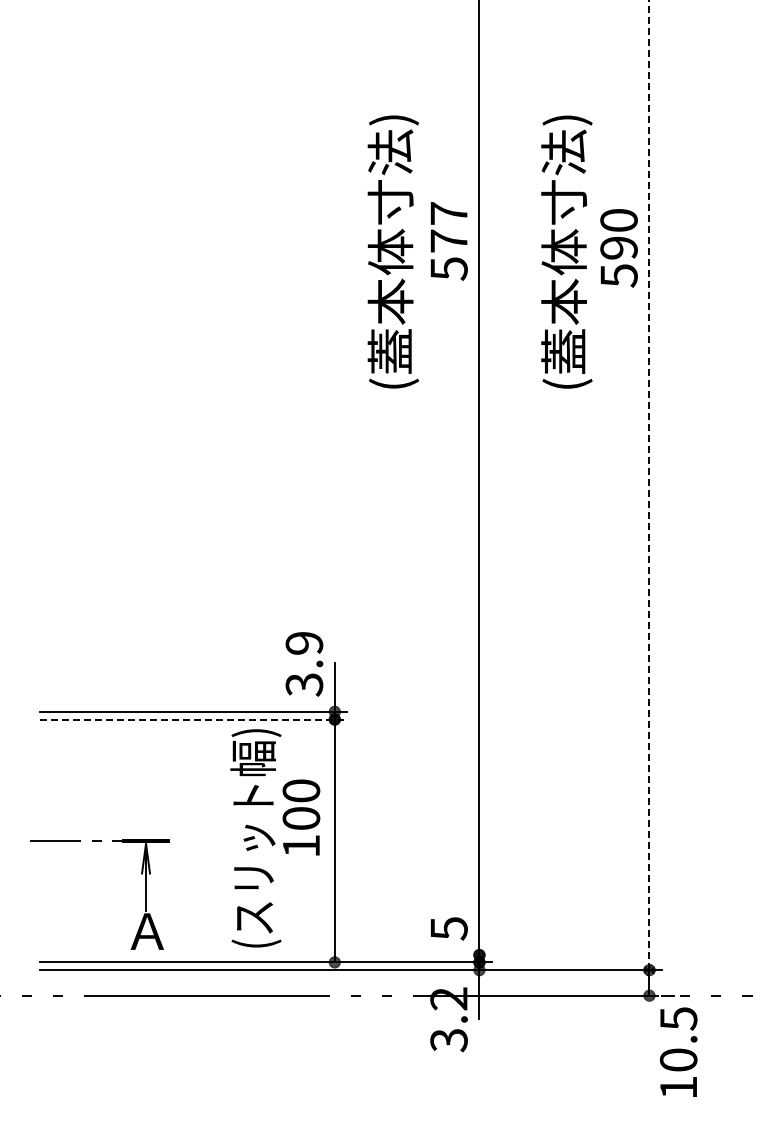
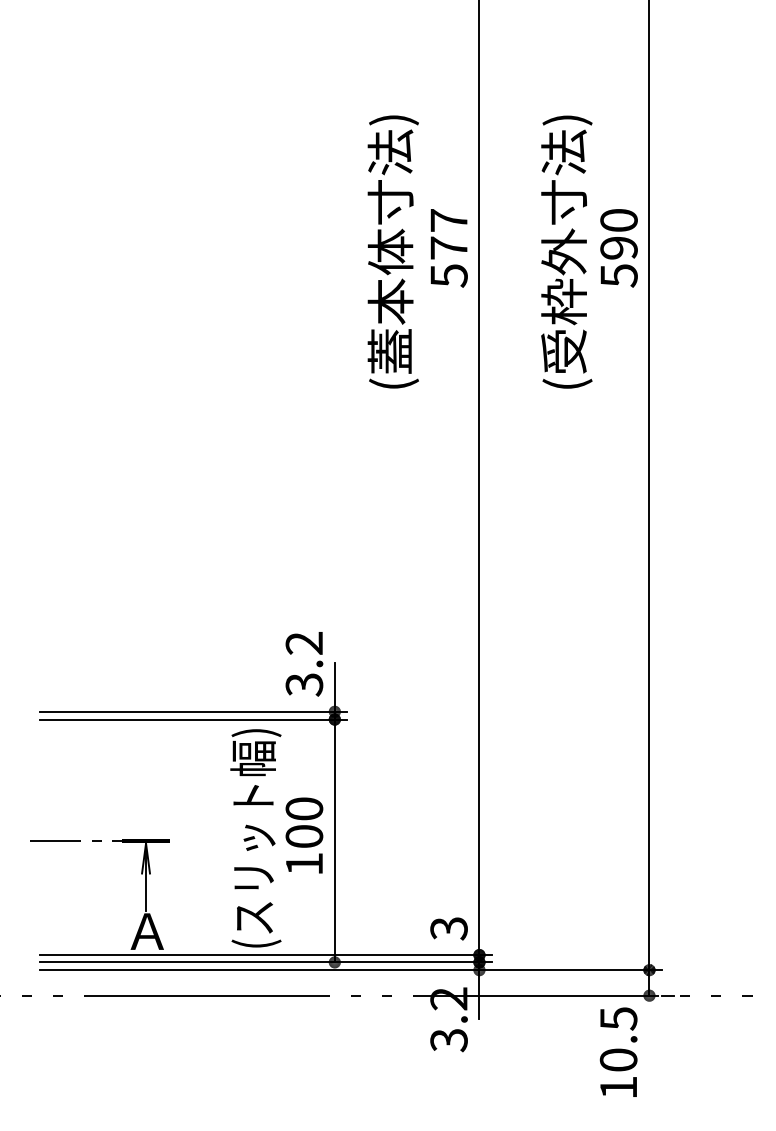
text position: (448, 241) -> (448, 248) (448, 248)
text: (蓋本体寸法) -> (受枠外寸法) (563, 300)
line: dashed -> solid (649, 485)
text: 3.9 -> 3.2 (304, 643)
line: dashed -> solid (194, 719)
text position: (301, 817) -> (304, 835) (304, 835)
text: 5 -> 3 (448, 928)
line: none -> present (265, 955)
text position: (678, 1051) -> (618, 1051) (618, 1051)
